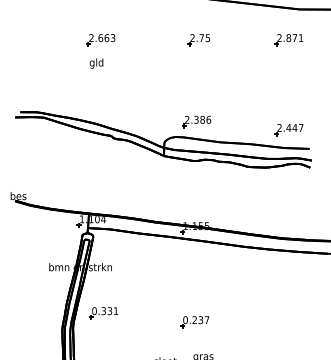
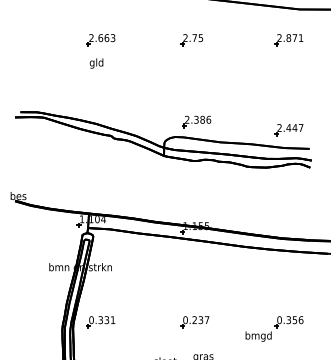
part position: (198, 40) -> (191, 40) (191, 40)
part position: (103, 313) -> (100, 322) (100, 322)
part: none -> present (274, 328)
